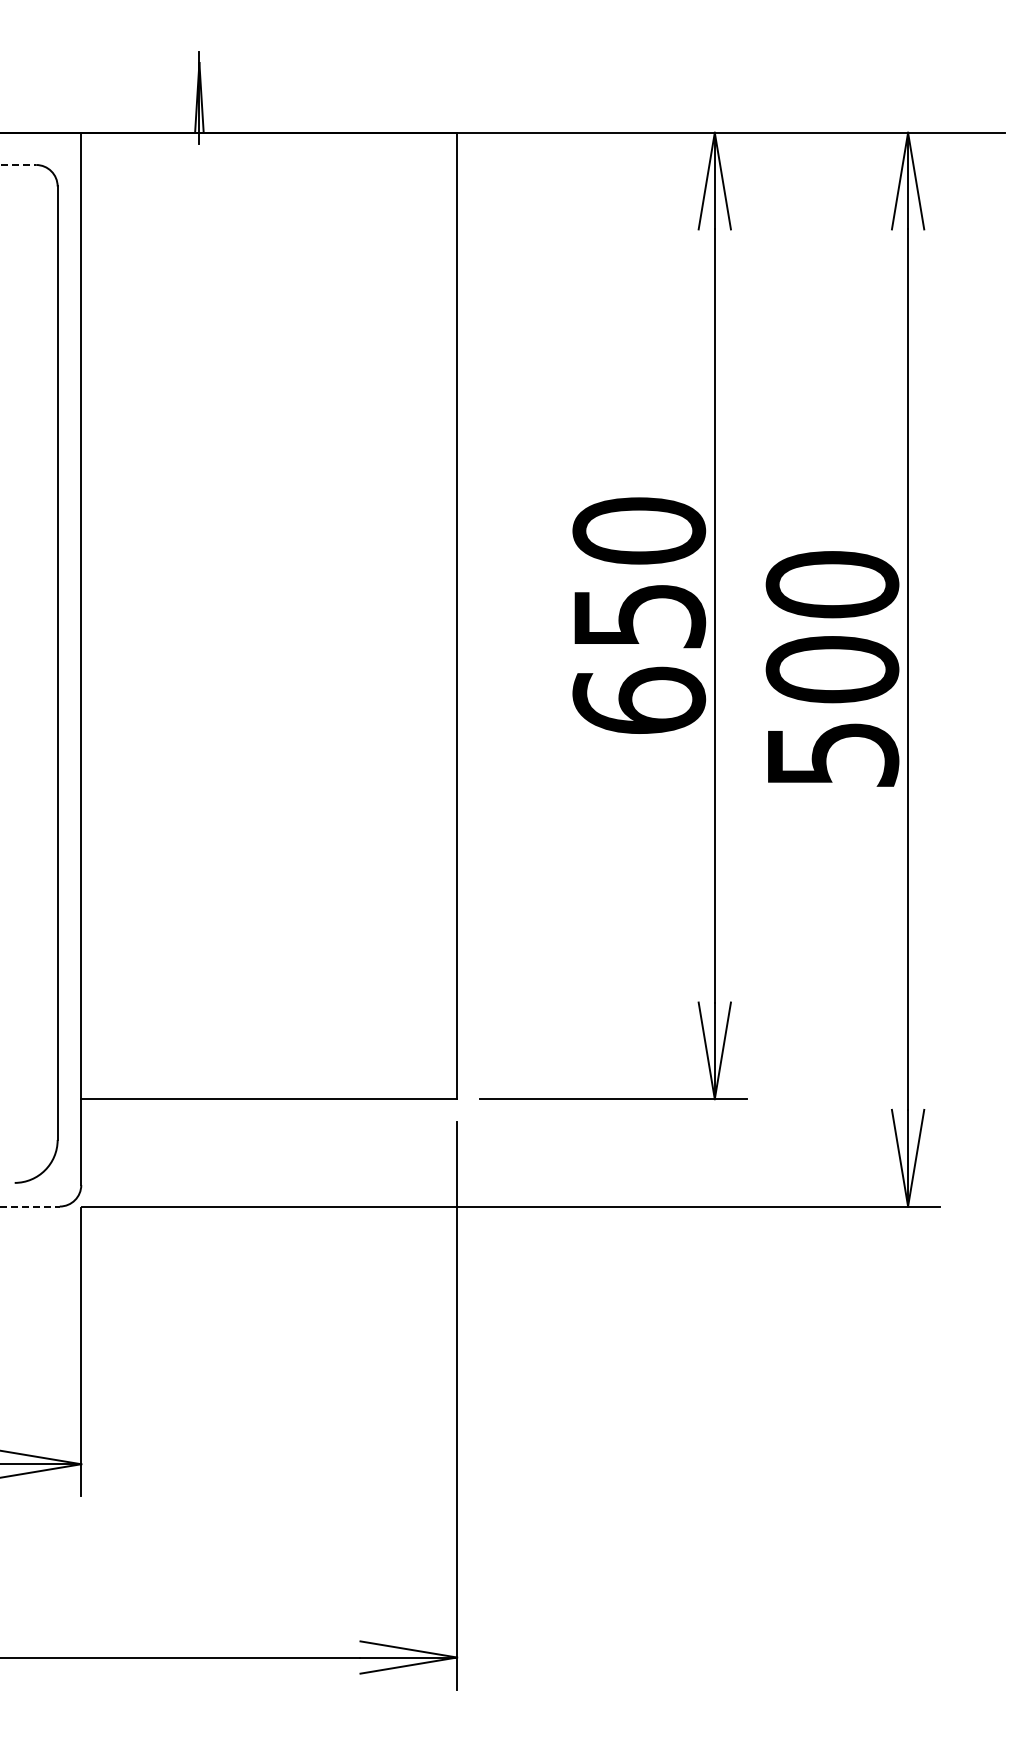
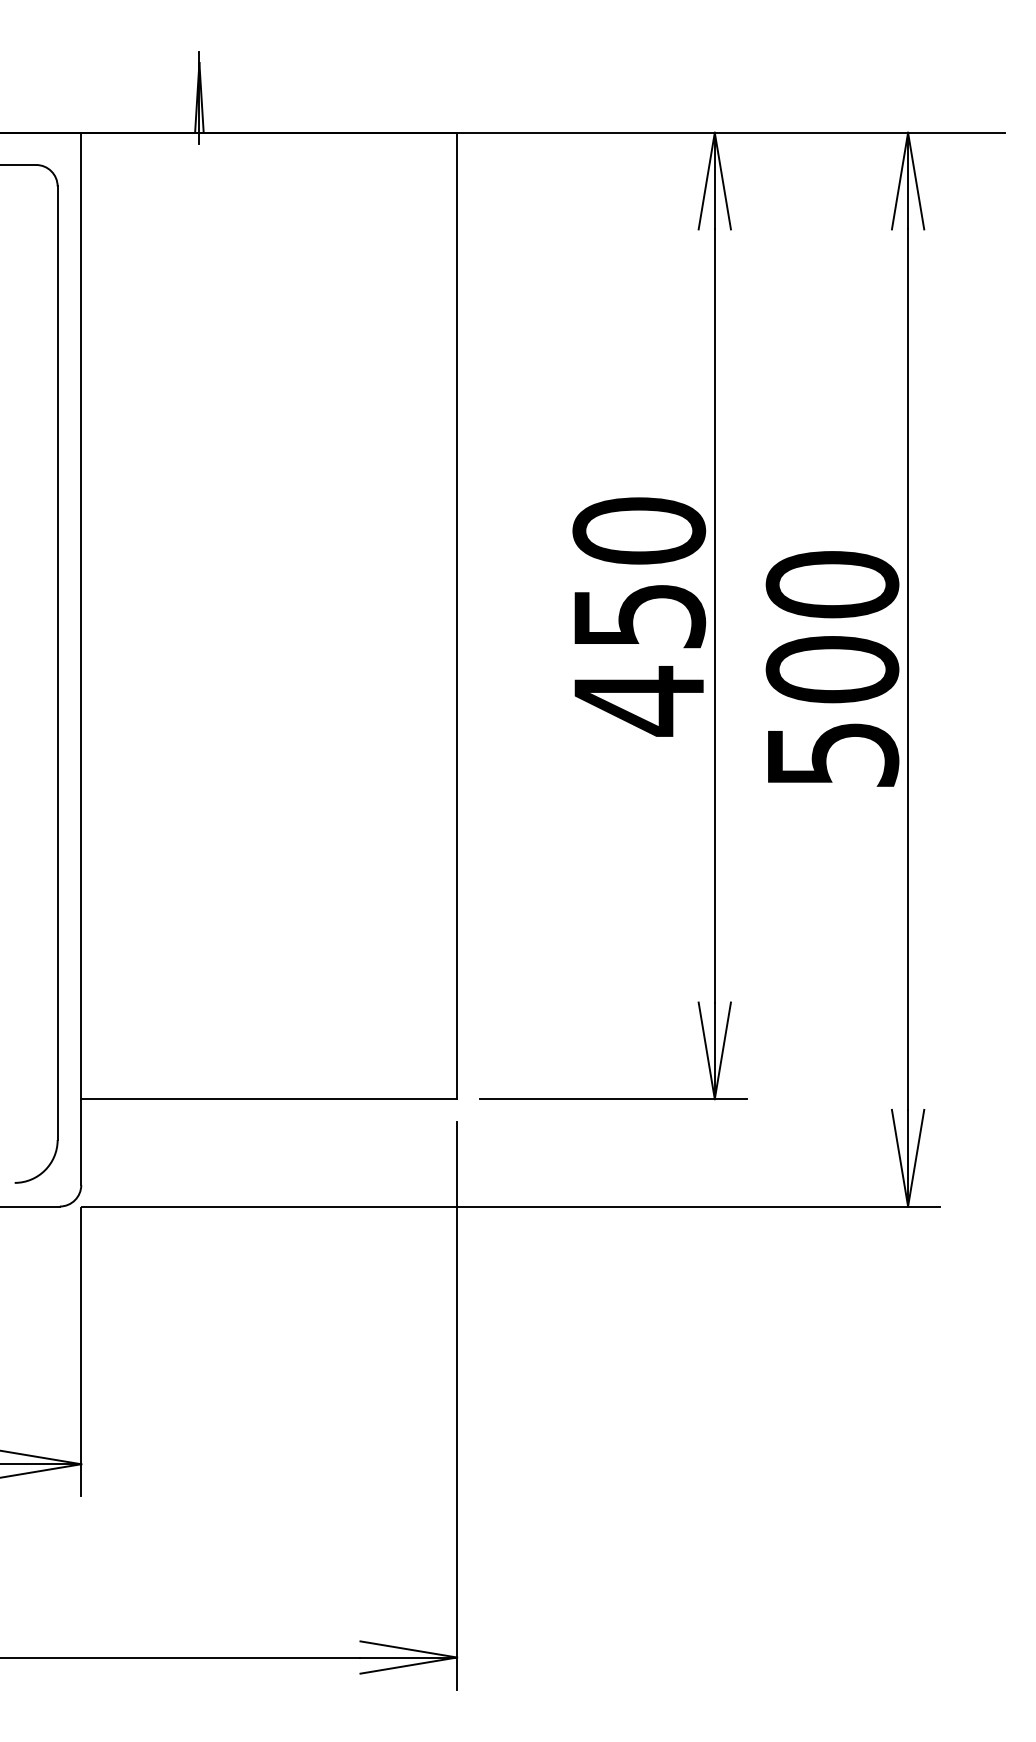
line: dashed -> solid (18, 165)
text: 650 -> 450 (639, 701)
line: dashed -> solid (30, 1206)
